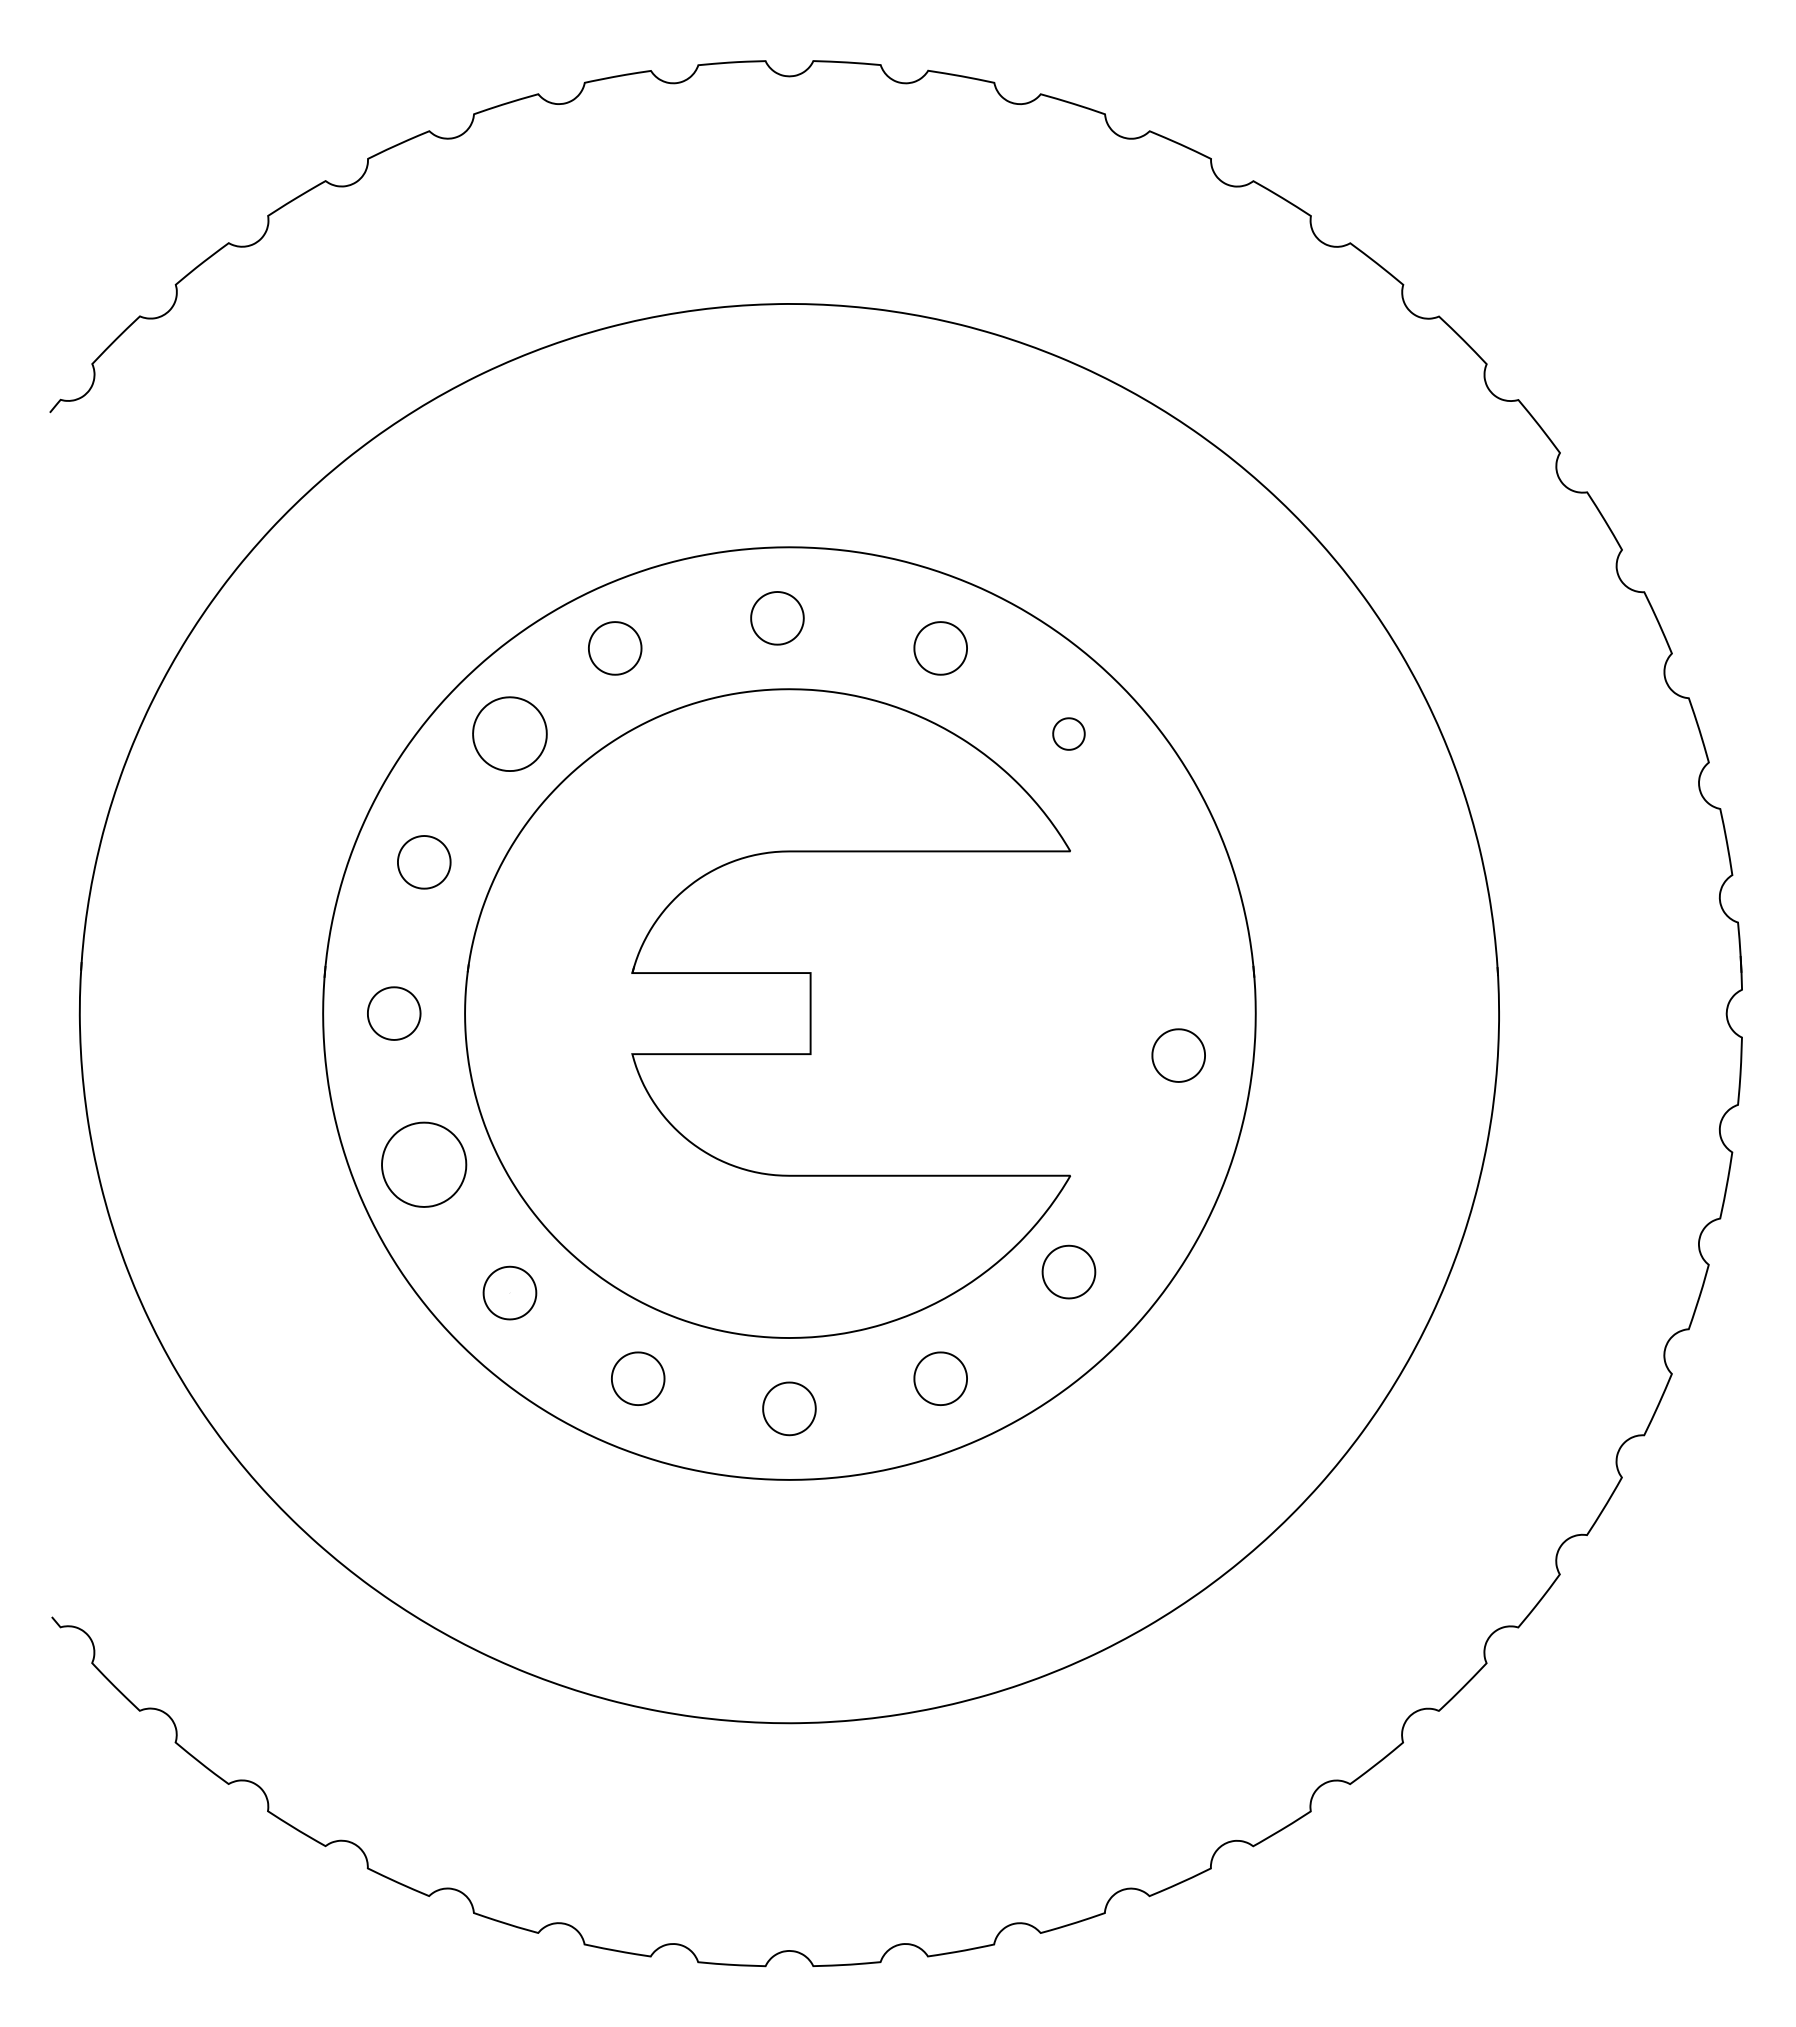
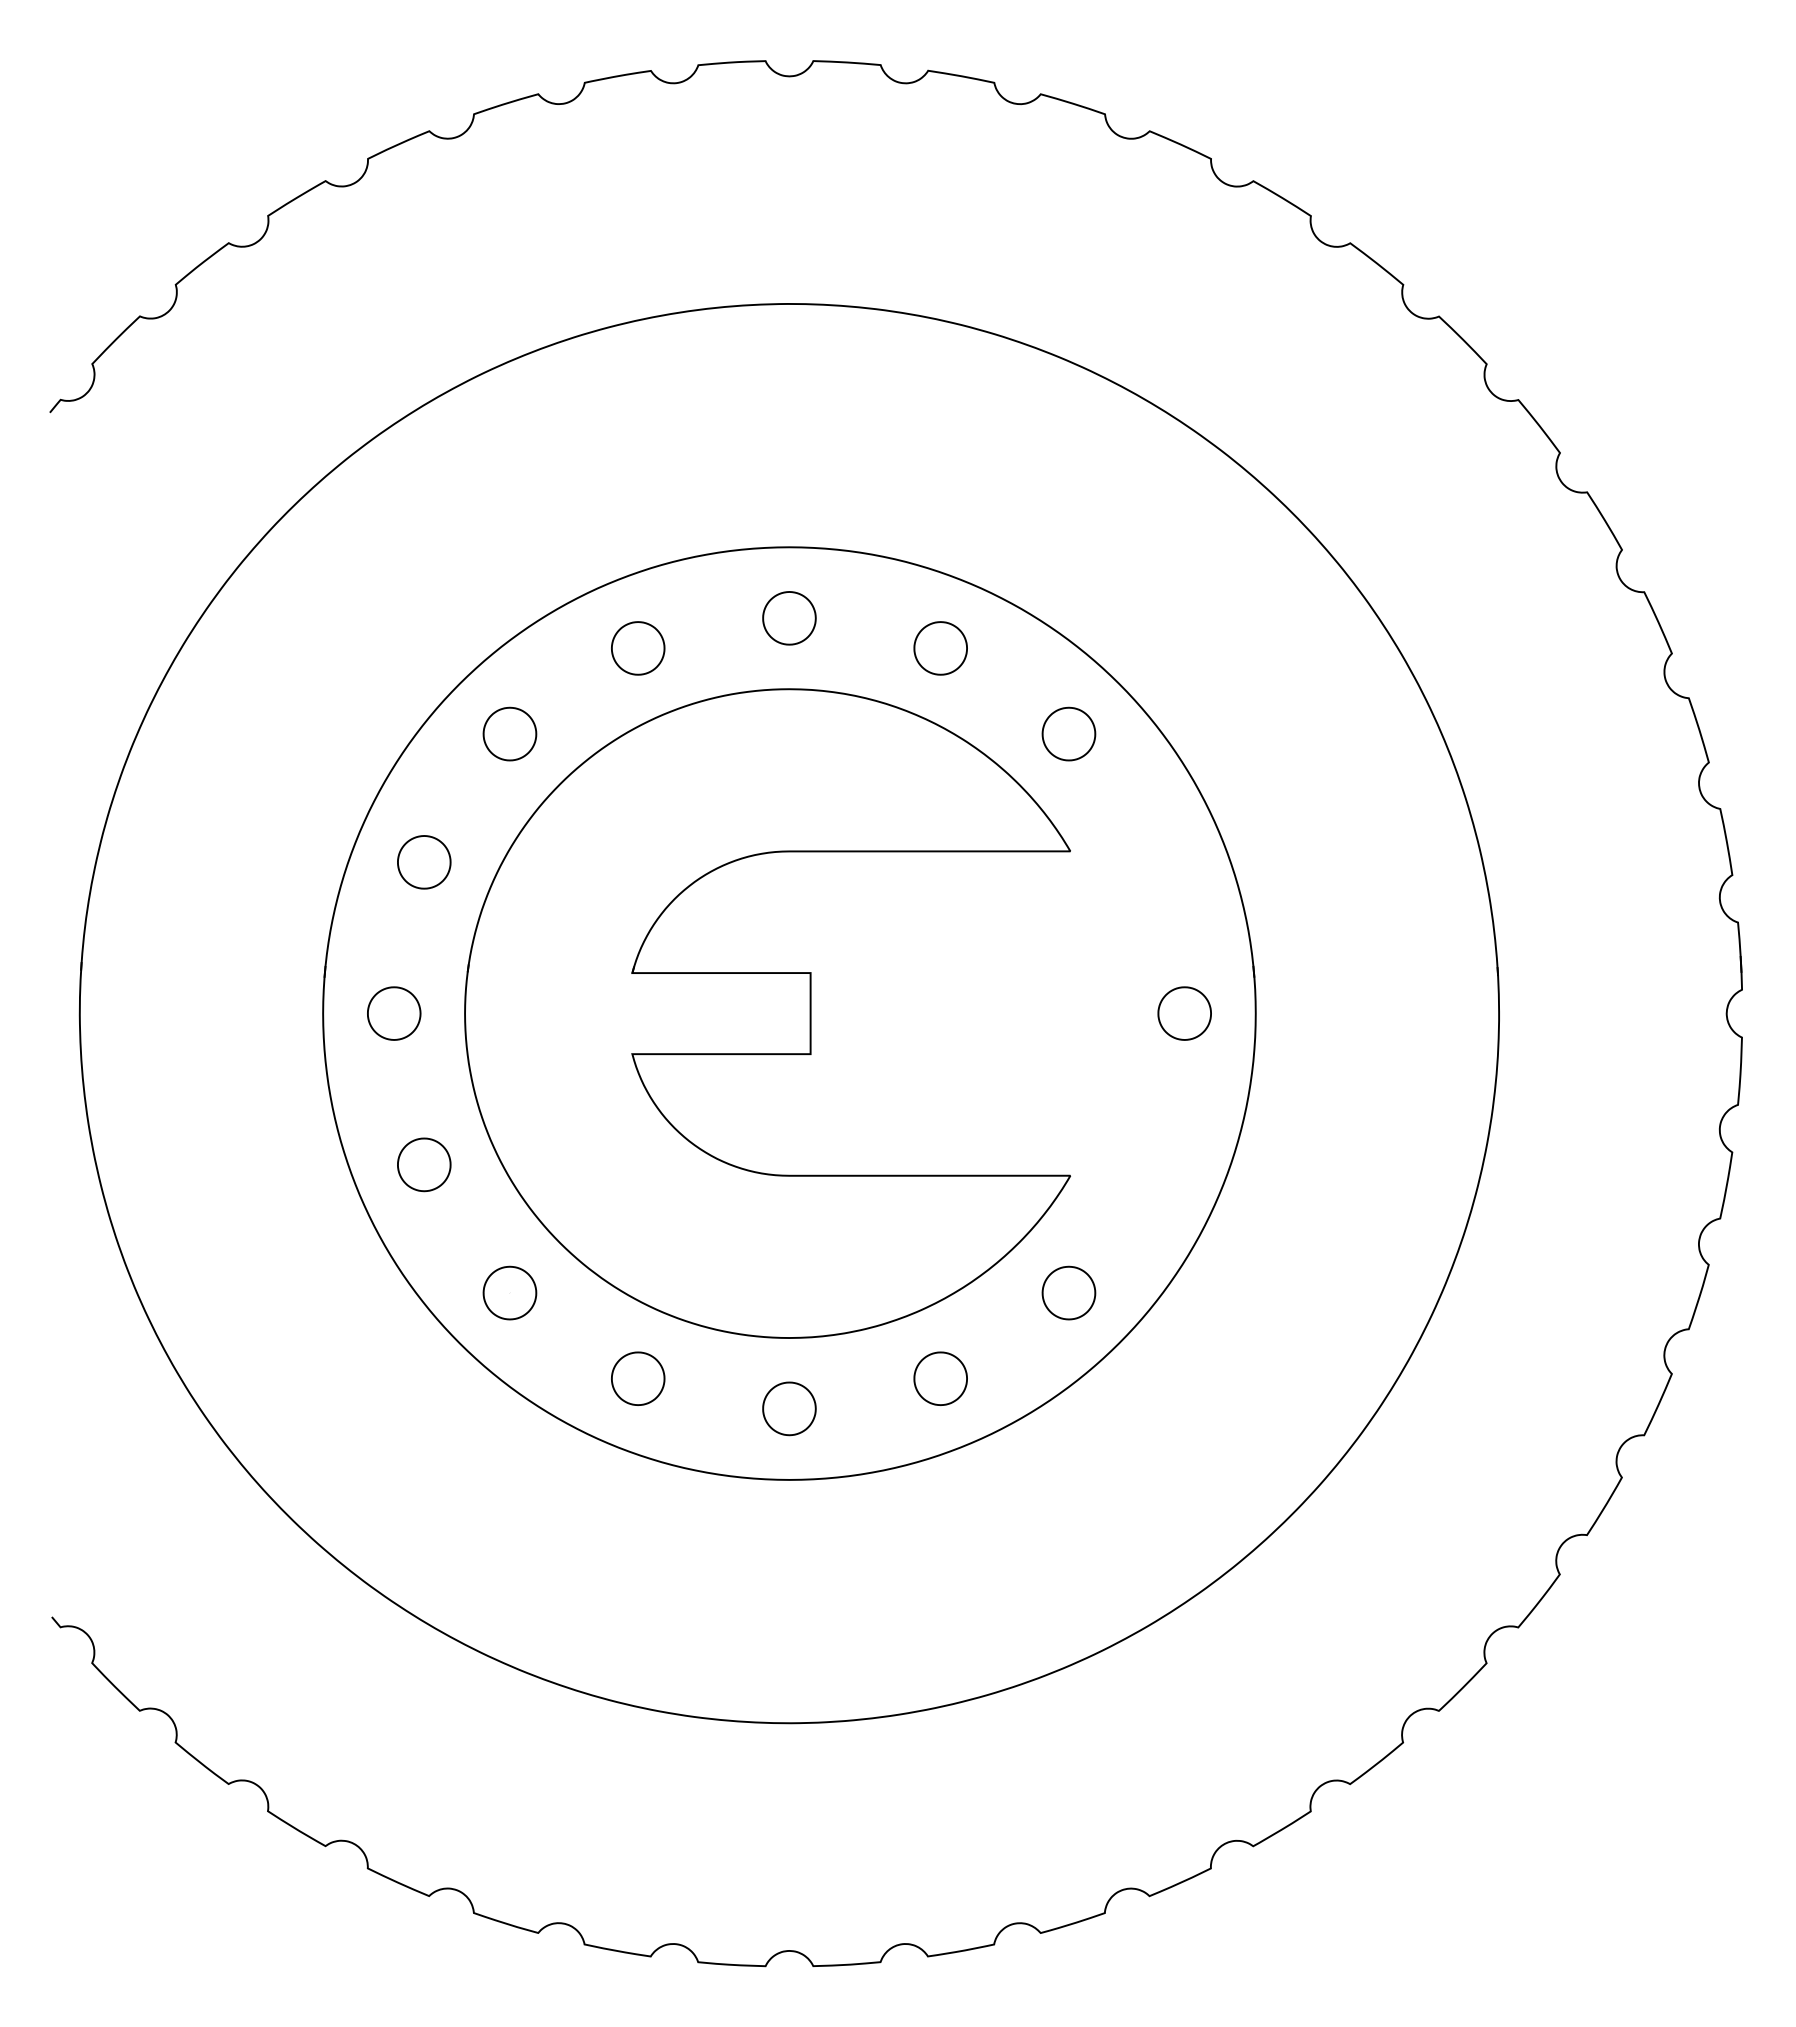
part position: (777, 618) -> (789, 618) (789, 618)
part position: (615, 648) -> (638, 648) (638, 648)
part size: 76x76 px -> 56x56 px (509, 733)
part size: 34x34 px -> 56x56 px (1068, 733)
part position: (1178, 1055) -> (1184, 1013) (1184, 1013)
part size: 87x87 px -> 55x56 px (424, 1164)
part position: (1068, 1271) -> (1068, 1292) (1068, 1292)
